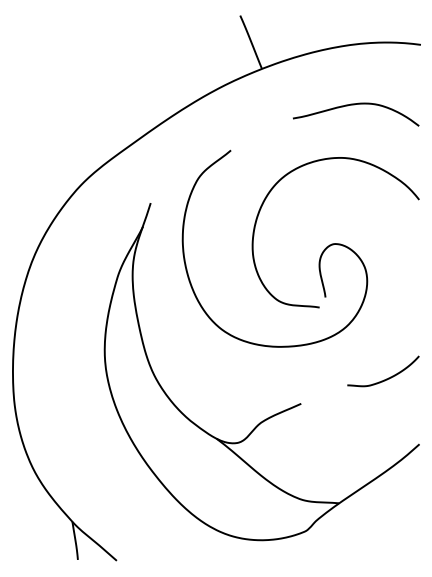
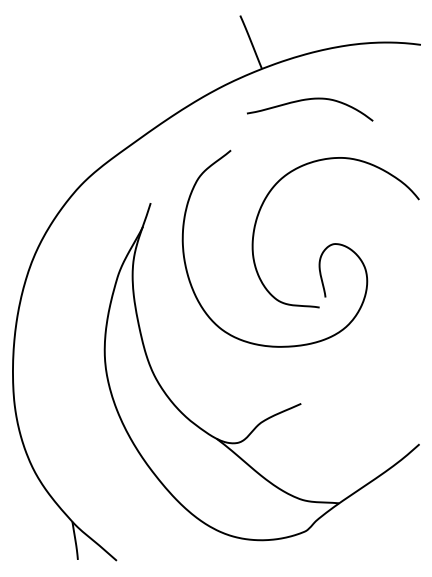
curve position: (354, 105) -> (308, 100) (308, 100)
curve: present -> none (386, 378)
